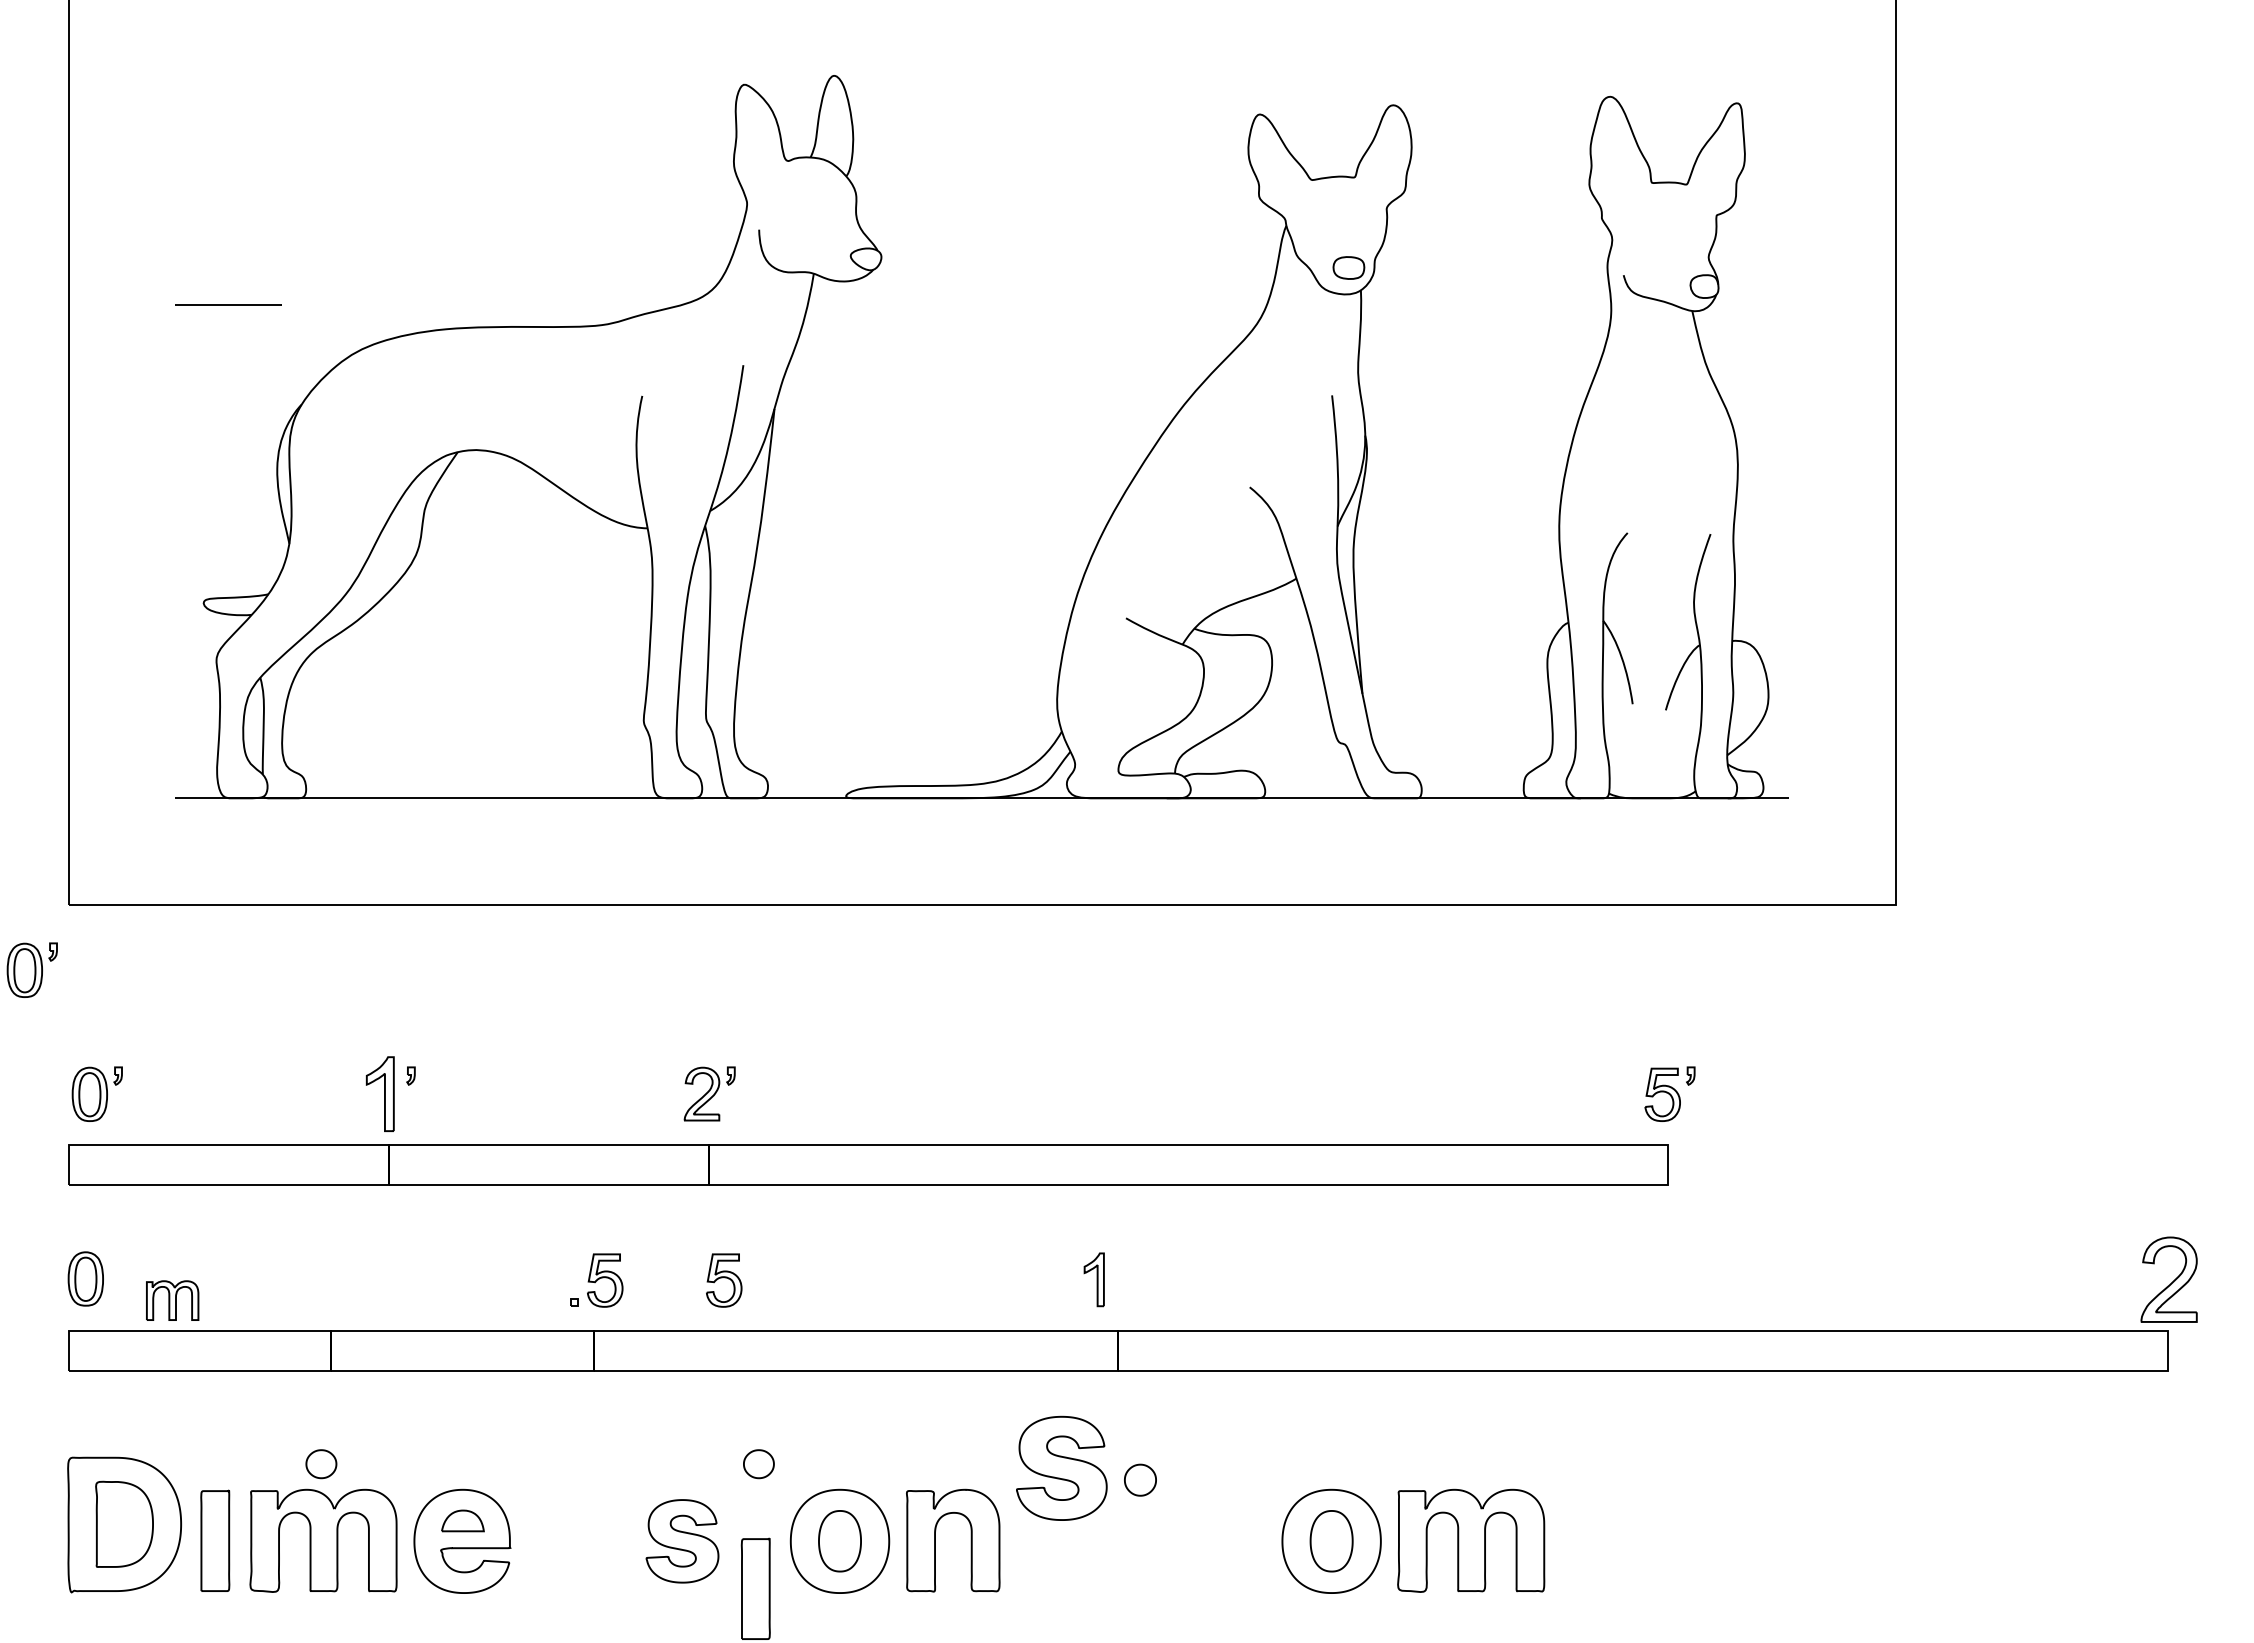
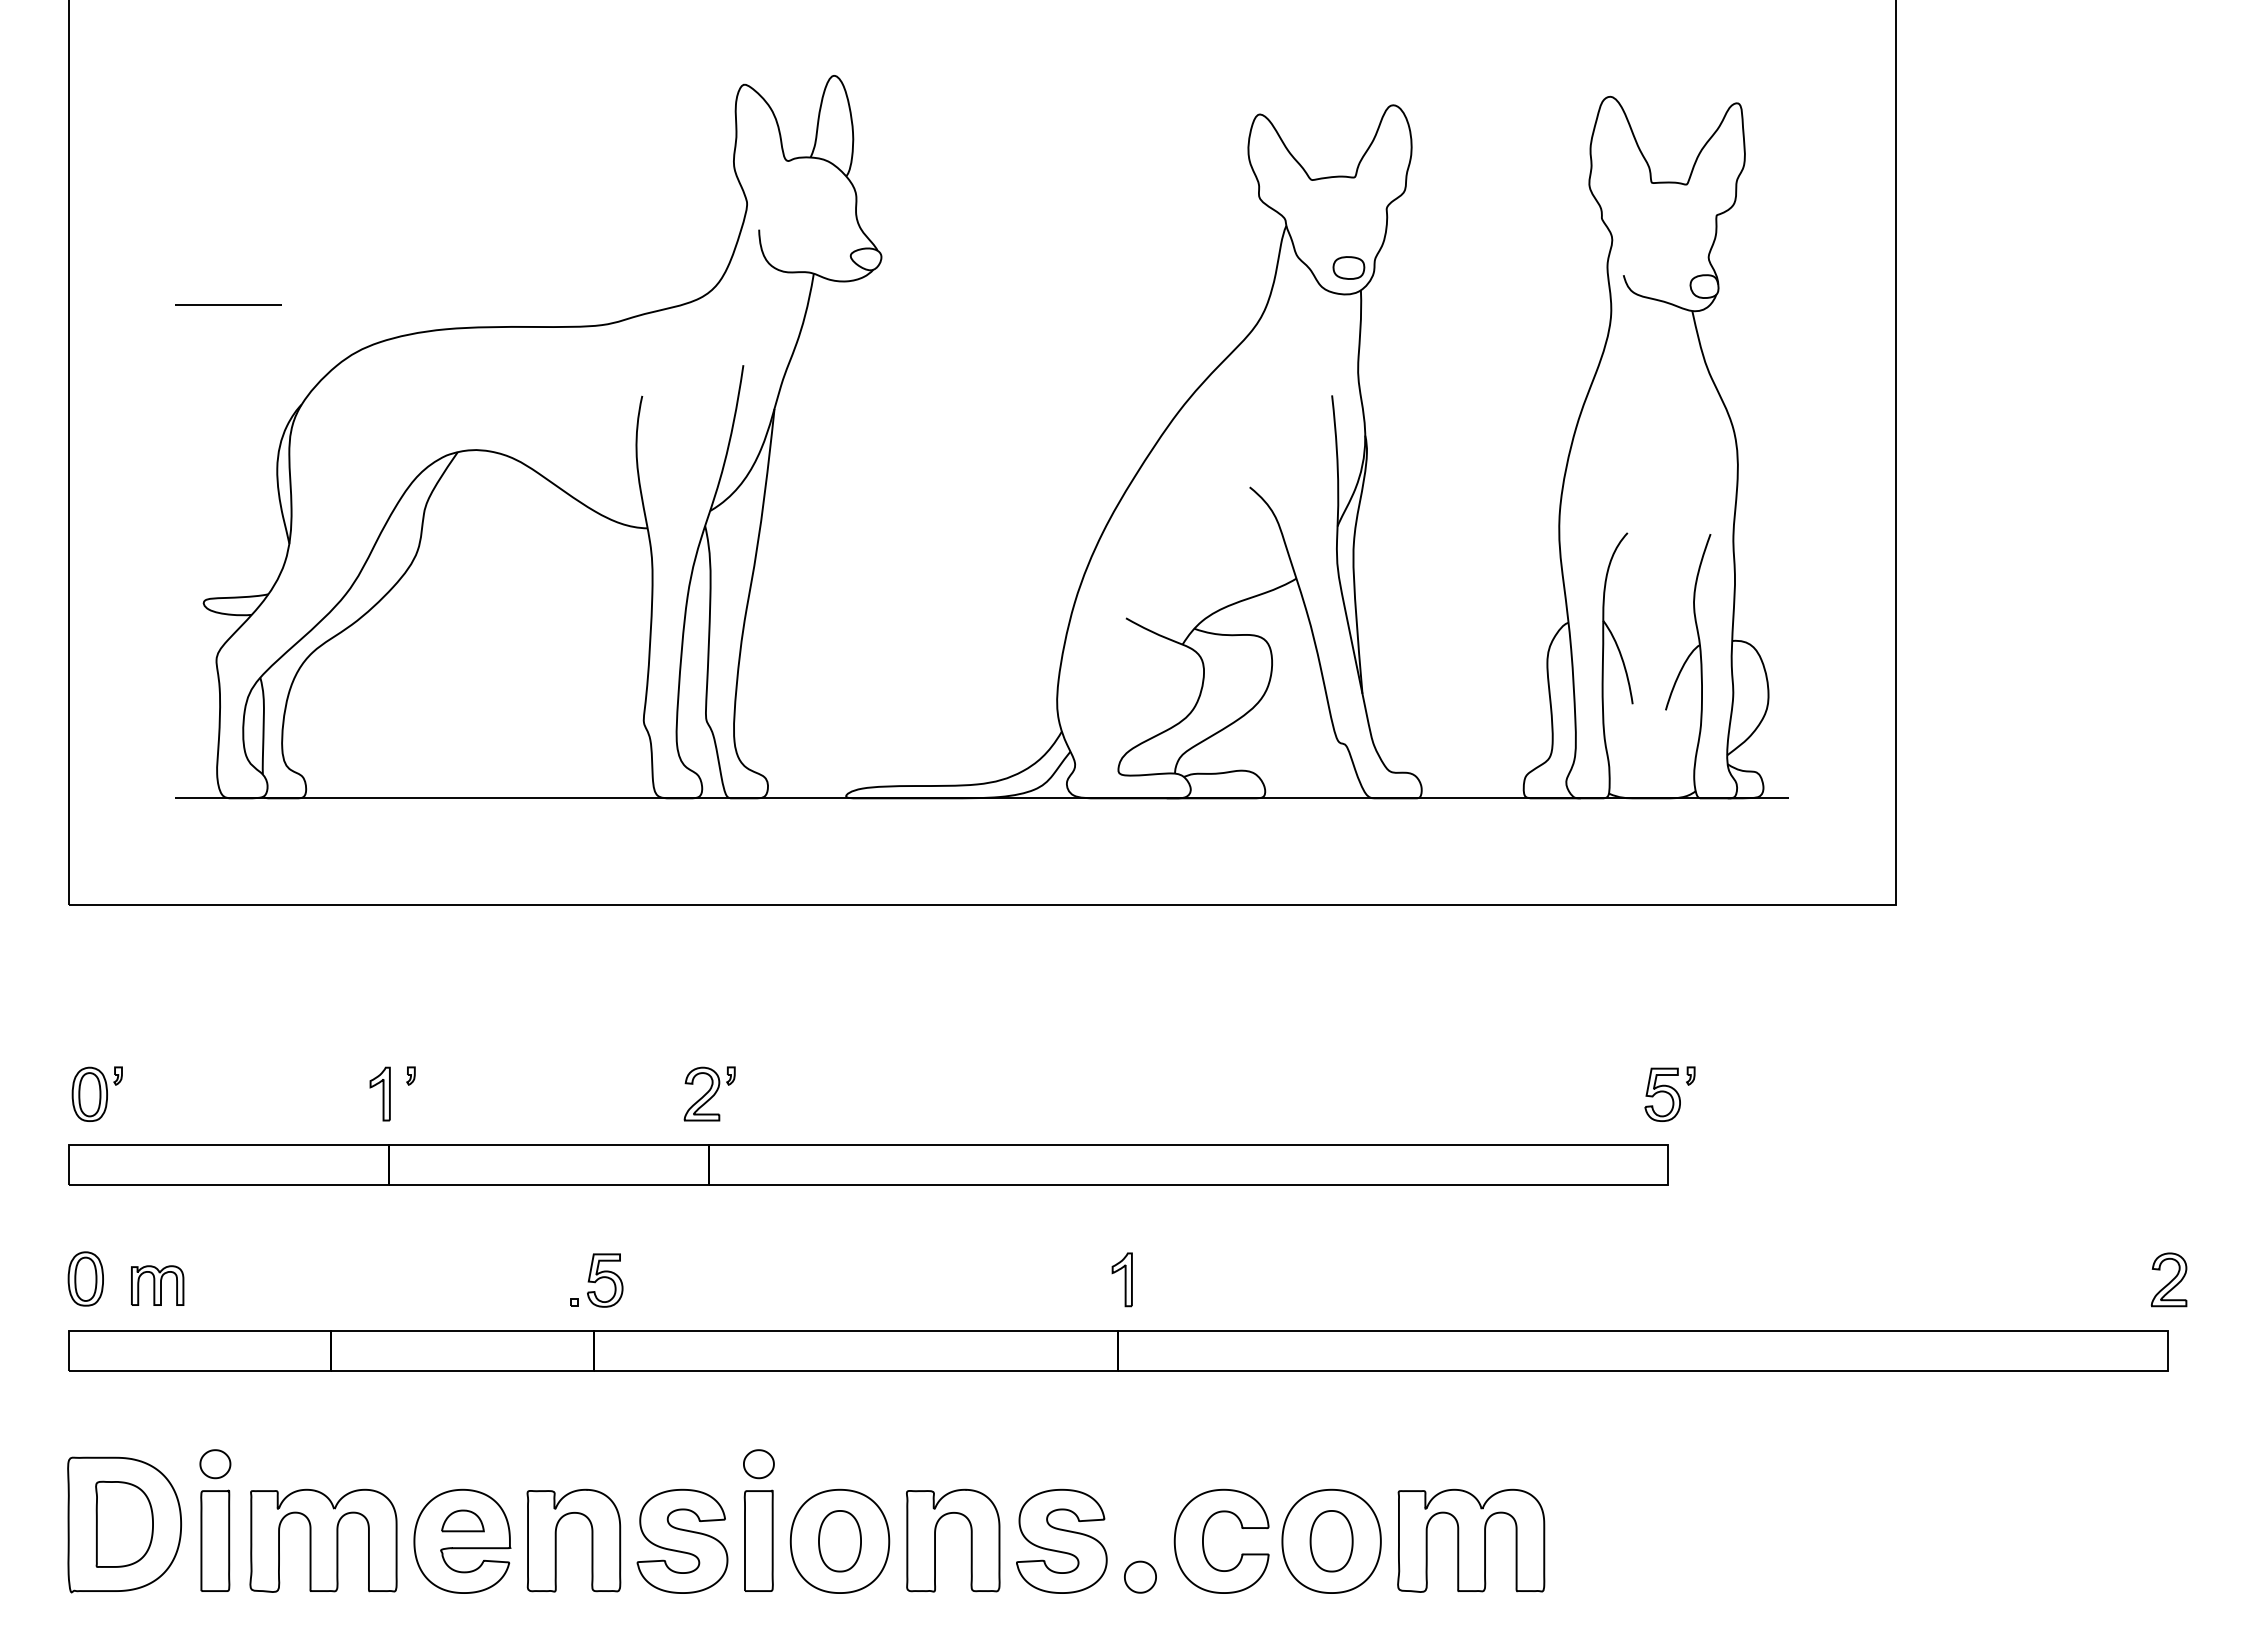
part: present -> none (31, 969)
part size: 30x76 px -> 22x56 px (379, 1093)
part position: (1093, 1279) -> (1121, 1279) (1121, 1279)
part size: 58x87 px -> 38x56 px (2168, 1279)
part: present -> none (724, 1280)
part position: (172, 1300) -> (157, 1285) (157, 1285)
part position: (321, 1464) -> (215, 1464) (215, 1464)
part position: (1061, 1467) -> (1061, 1540) (1061, 1540)
part position: (1140, 1479) -> (1140, 1576) (1140, 1576)
part: none -> present (1204, 1535)
part: none -> present (556, 1540)
part size: 75x85 px -> 93x106 px (682, 1540)
part position: (755, 1588) -> (758, 1540) (758, 1540)
